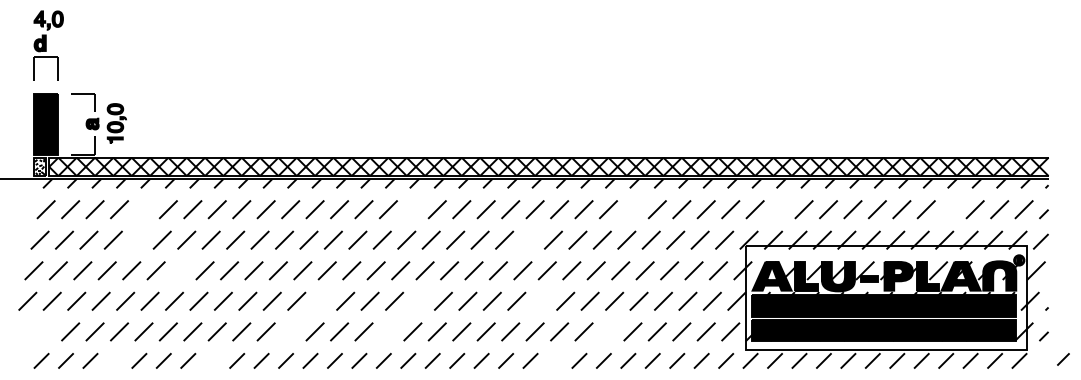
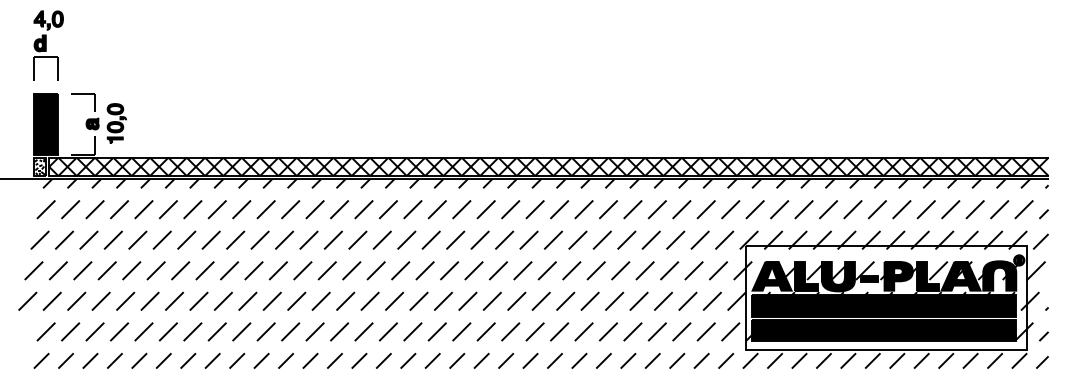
line: none -> present (143, 209)
line: none -> present (412, 209)
line: none -> present (632, 209)
line: none -> present (779, 209)
line: none -> present (950, 209)
line: none -> present (137, 239)
line: none -> present (528, 239)
line: none -> present (180, 270)
line: none -> present (320, 300)
line: none -> present (418, 300)
line: none -> present (540, 300)
line: none -> present (45, 331)
line: none -> present (290, 331)
line: none -> present (387, 331)
line: none -> present (608, 331)
line position: (1063, 359) -> (1042, 362) (1042, 362)
line: none -> present (114, 360)
line: none -> present (212, 360)
line: none -> present (554, 360)
